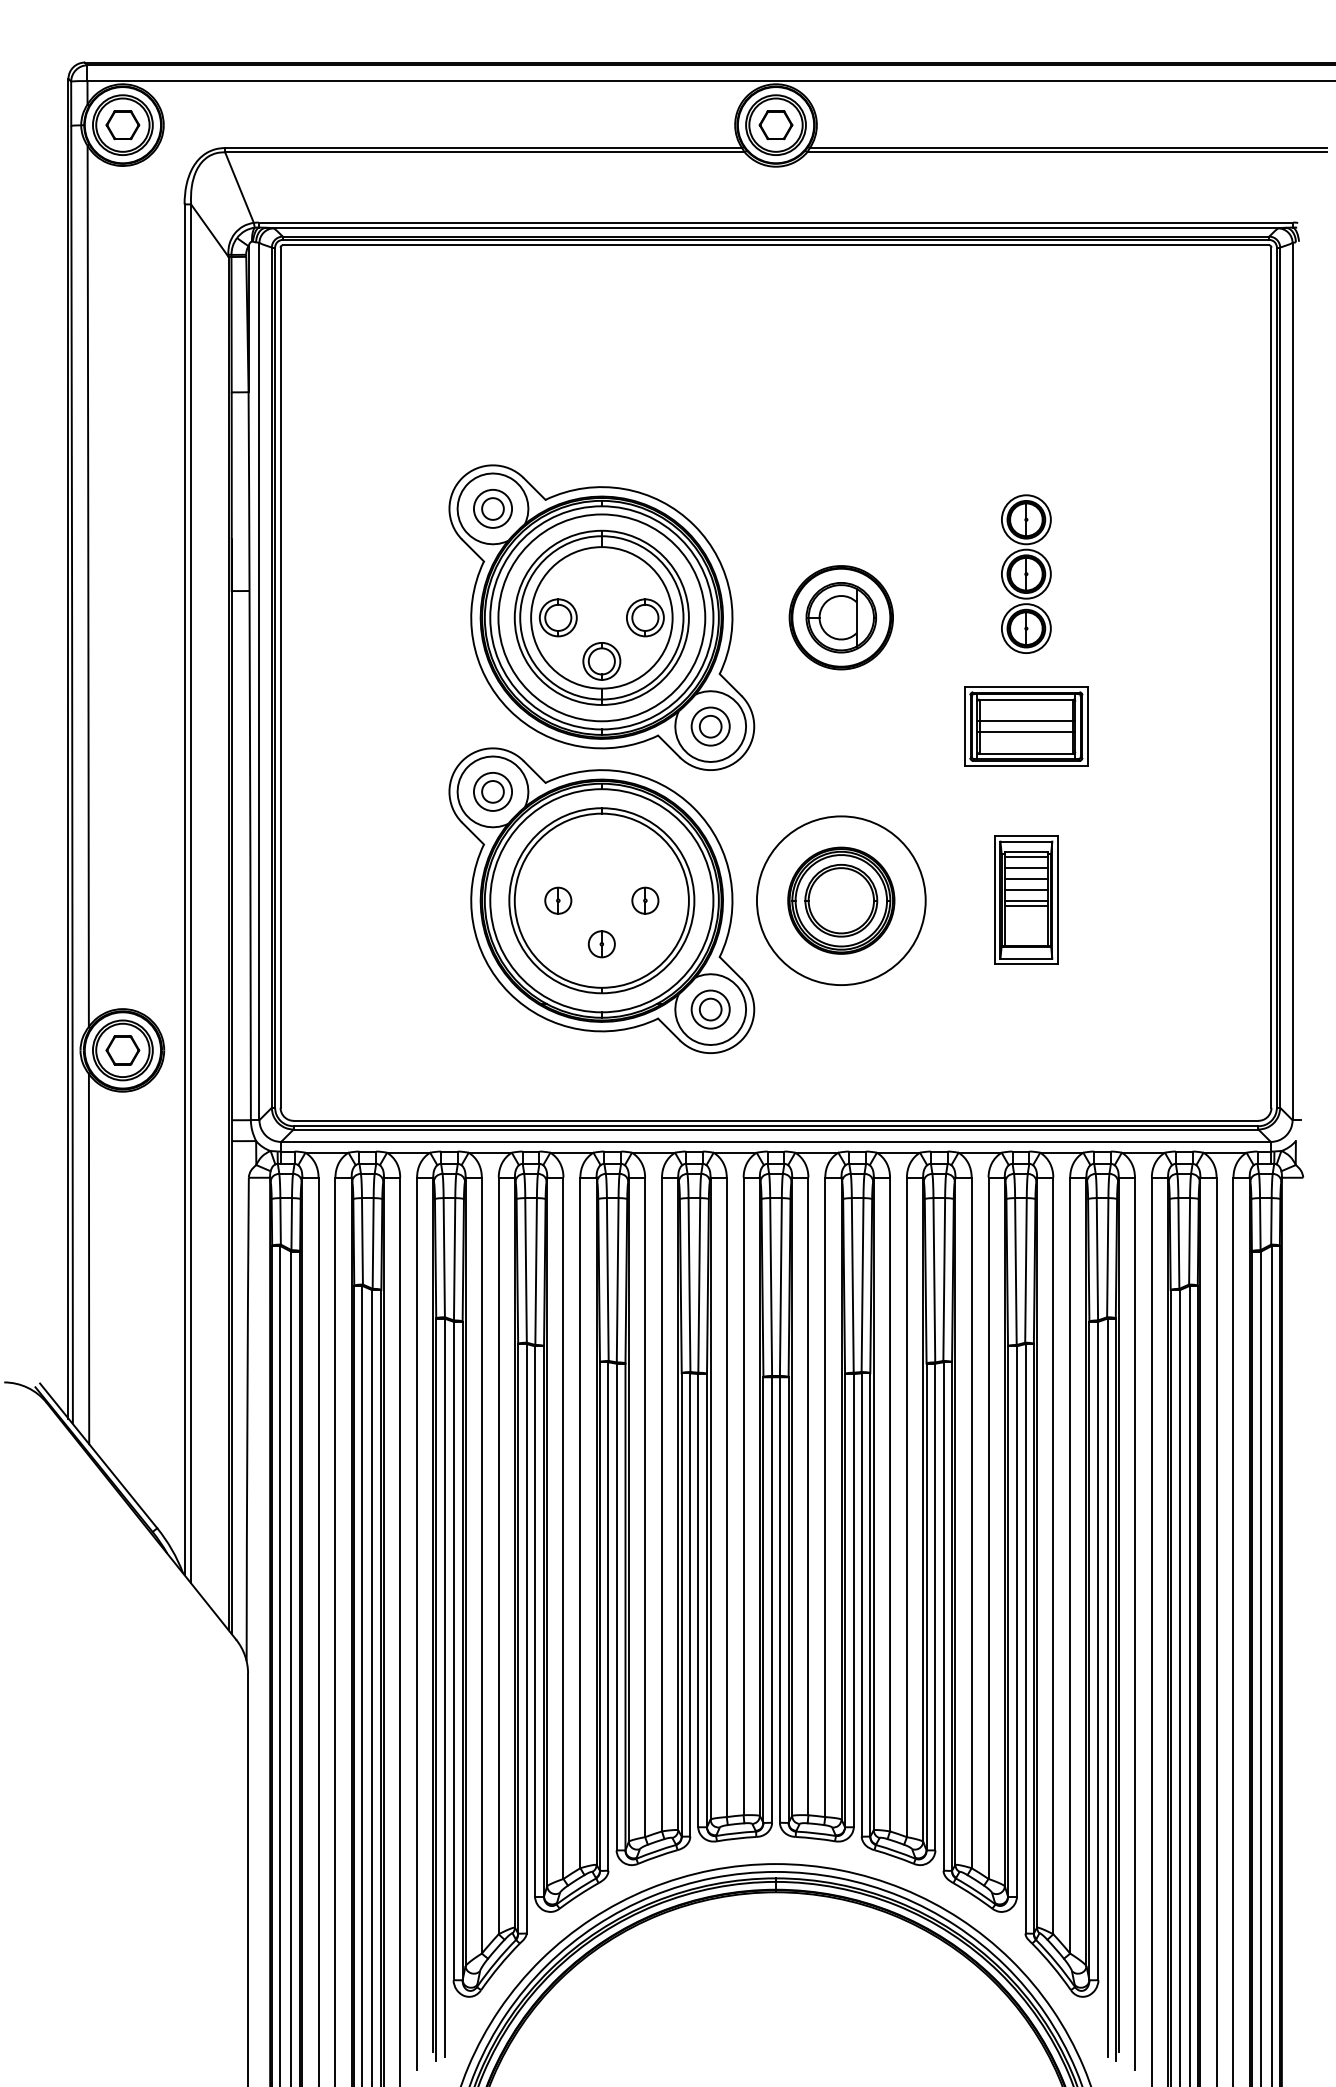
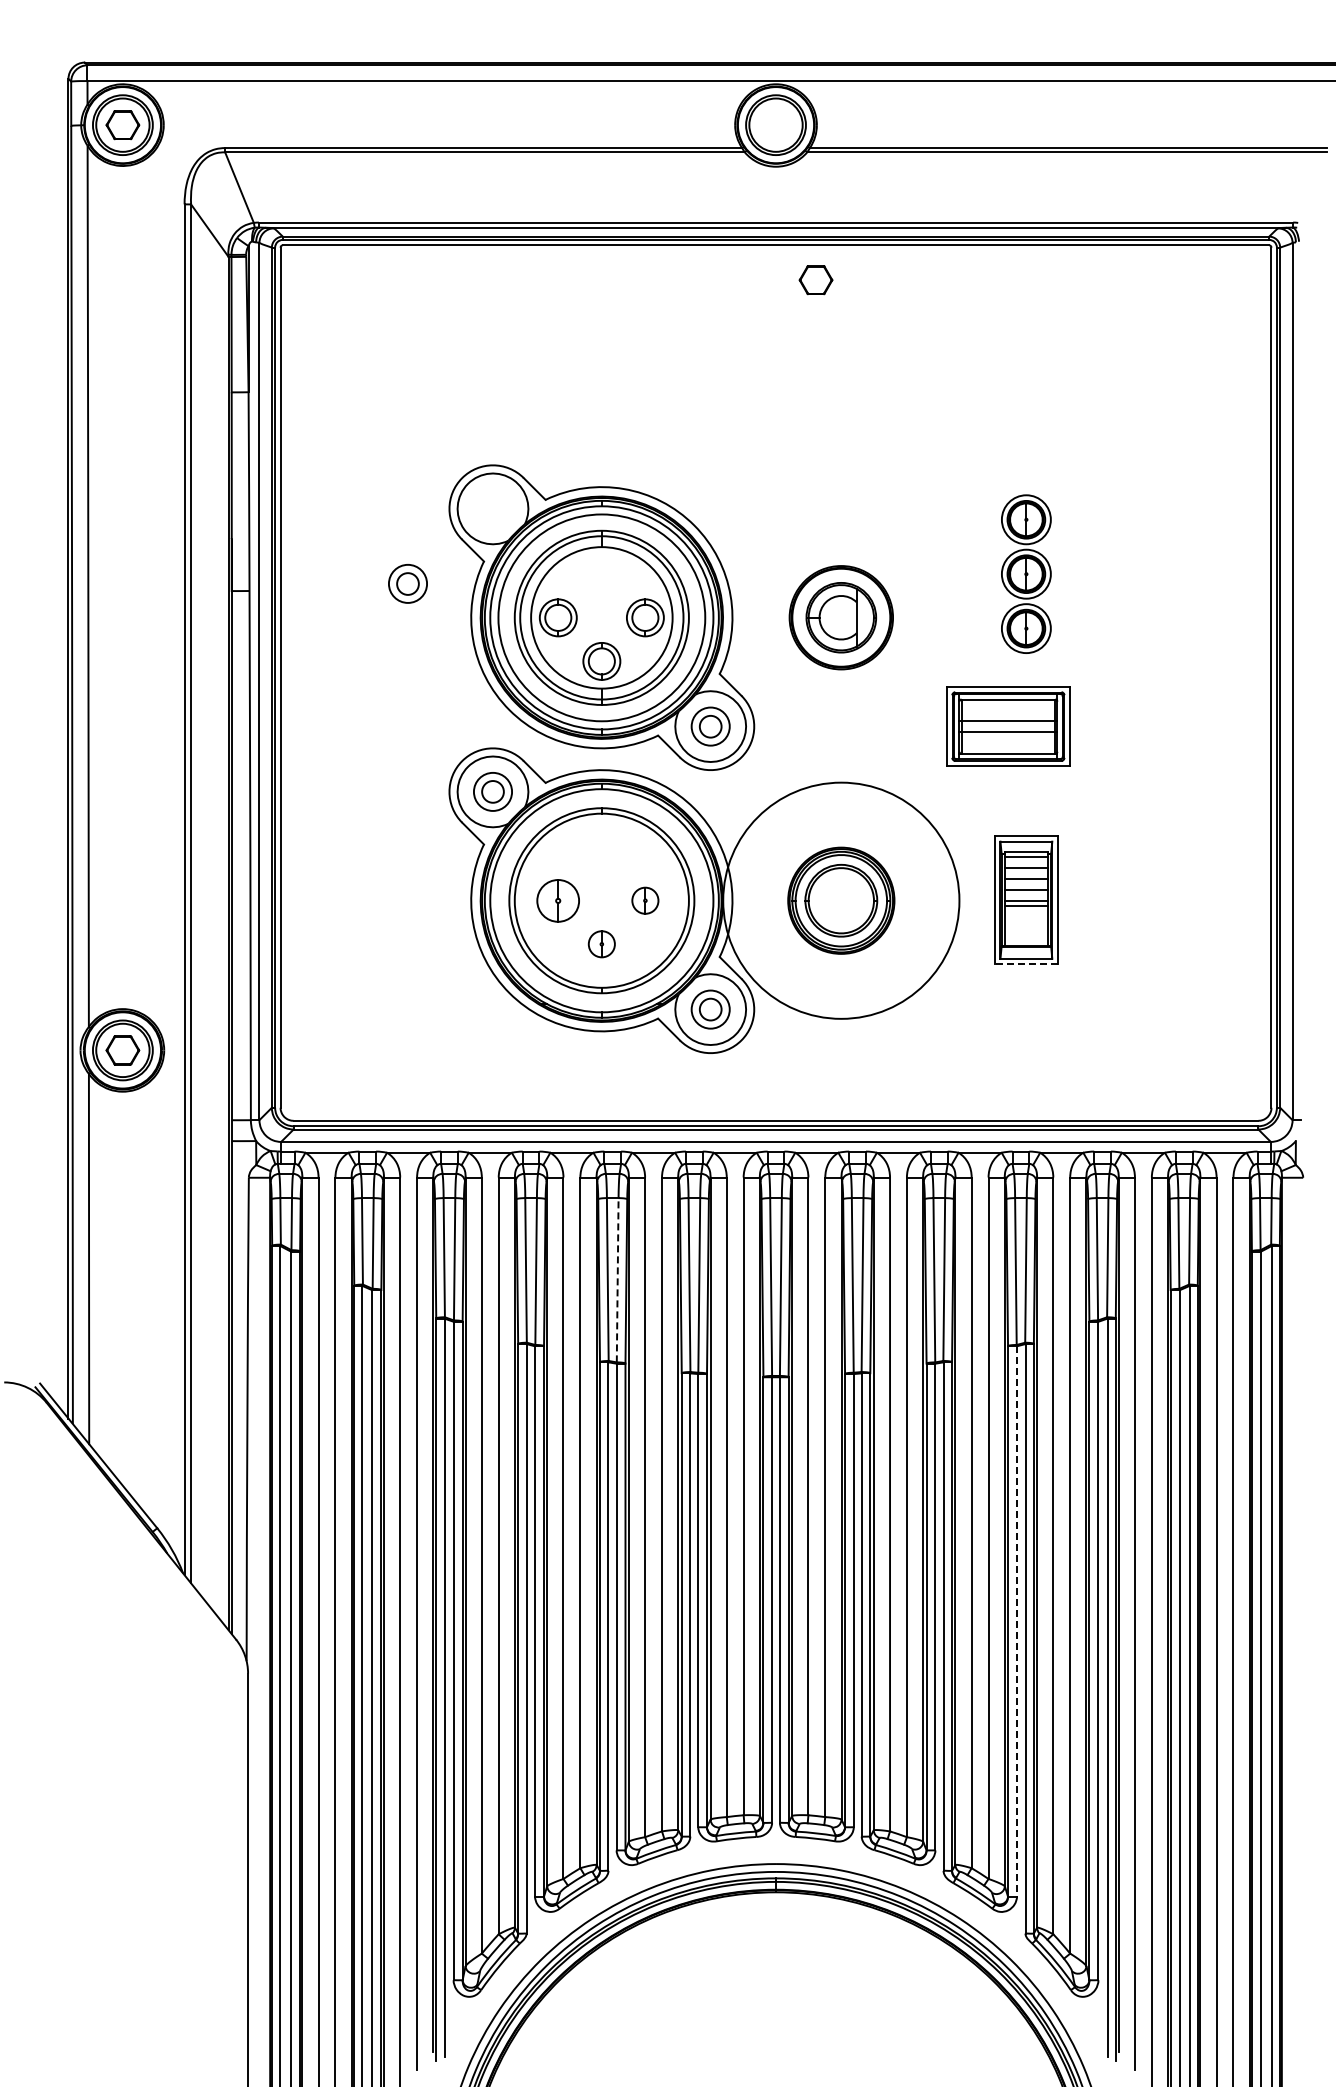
part position: (775, 125) -> (815, 280) (815, 280)
part position: (492, 508) -> (407, 583) (407, 583)
part position: (1026, 726) -> (1008, 726) (1008, 726)
part size: 29x29 px -> 44x44 px (557, 900)
circle diameter: 169 px -> 236 px (841, 900)
line: solid -> dashed (1026, 964)
line: solid -> dashed (617, 1279)
line: solid -> dashed (1016, 1621)
